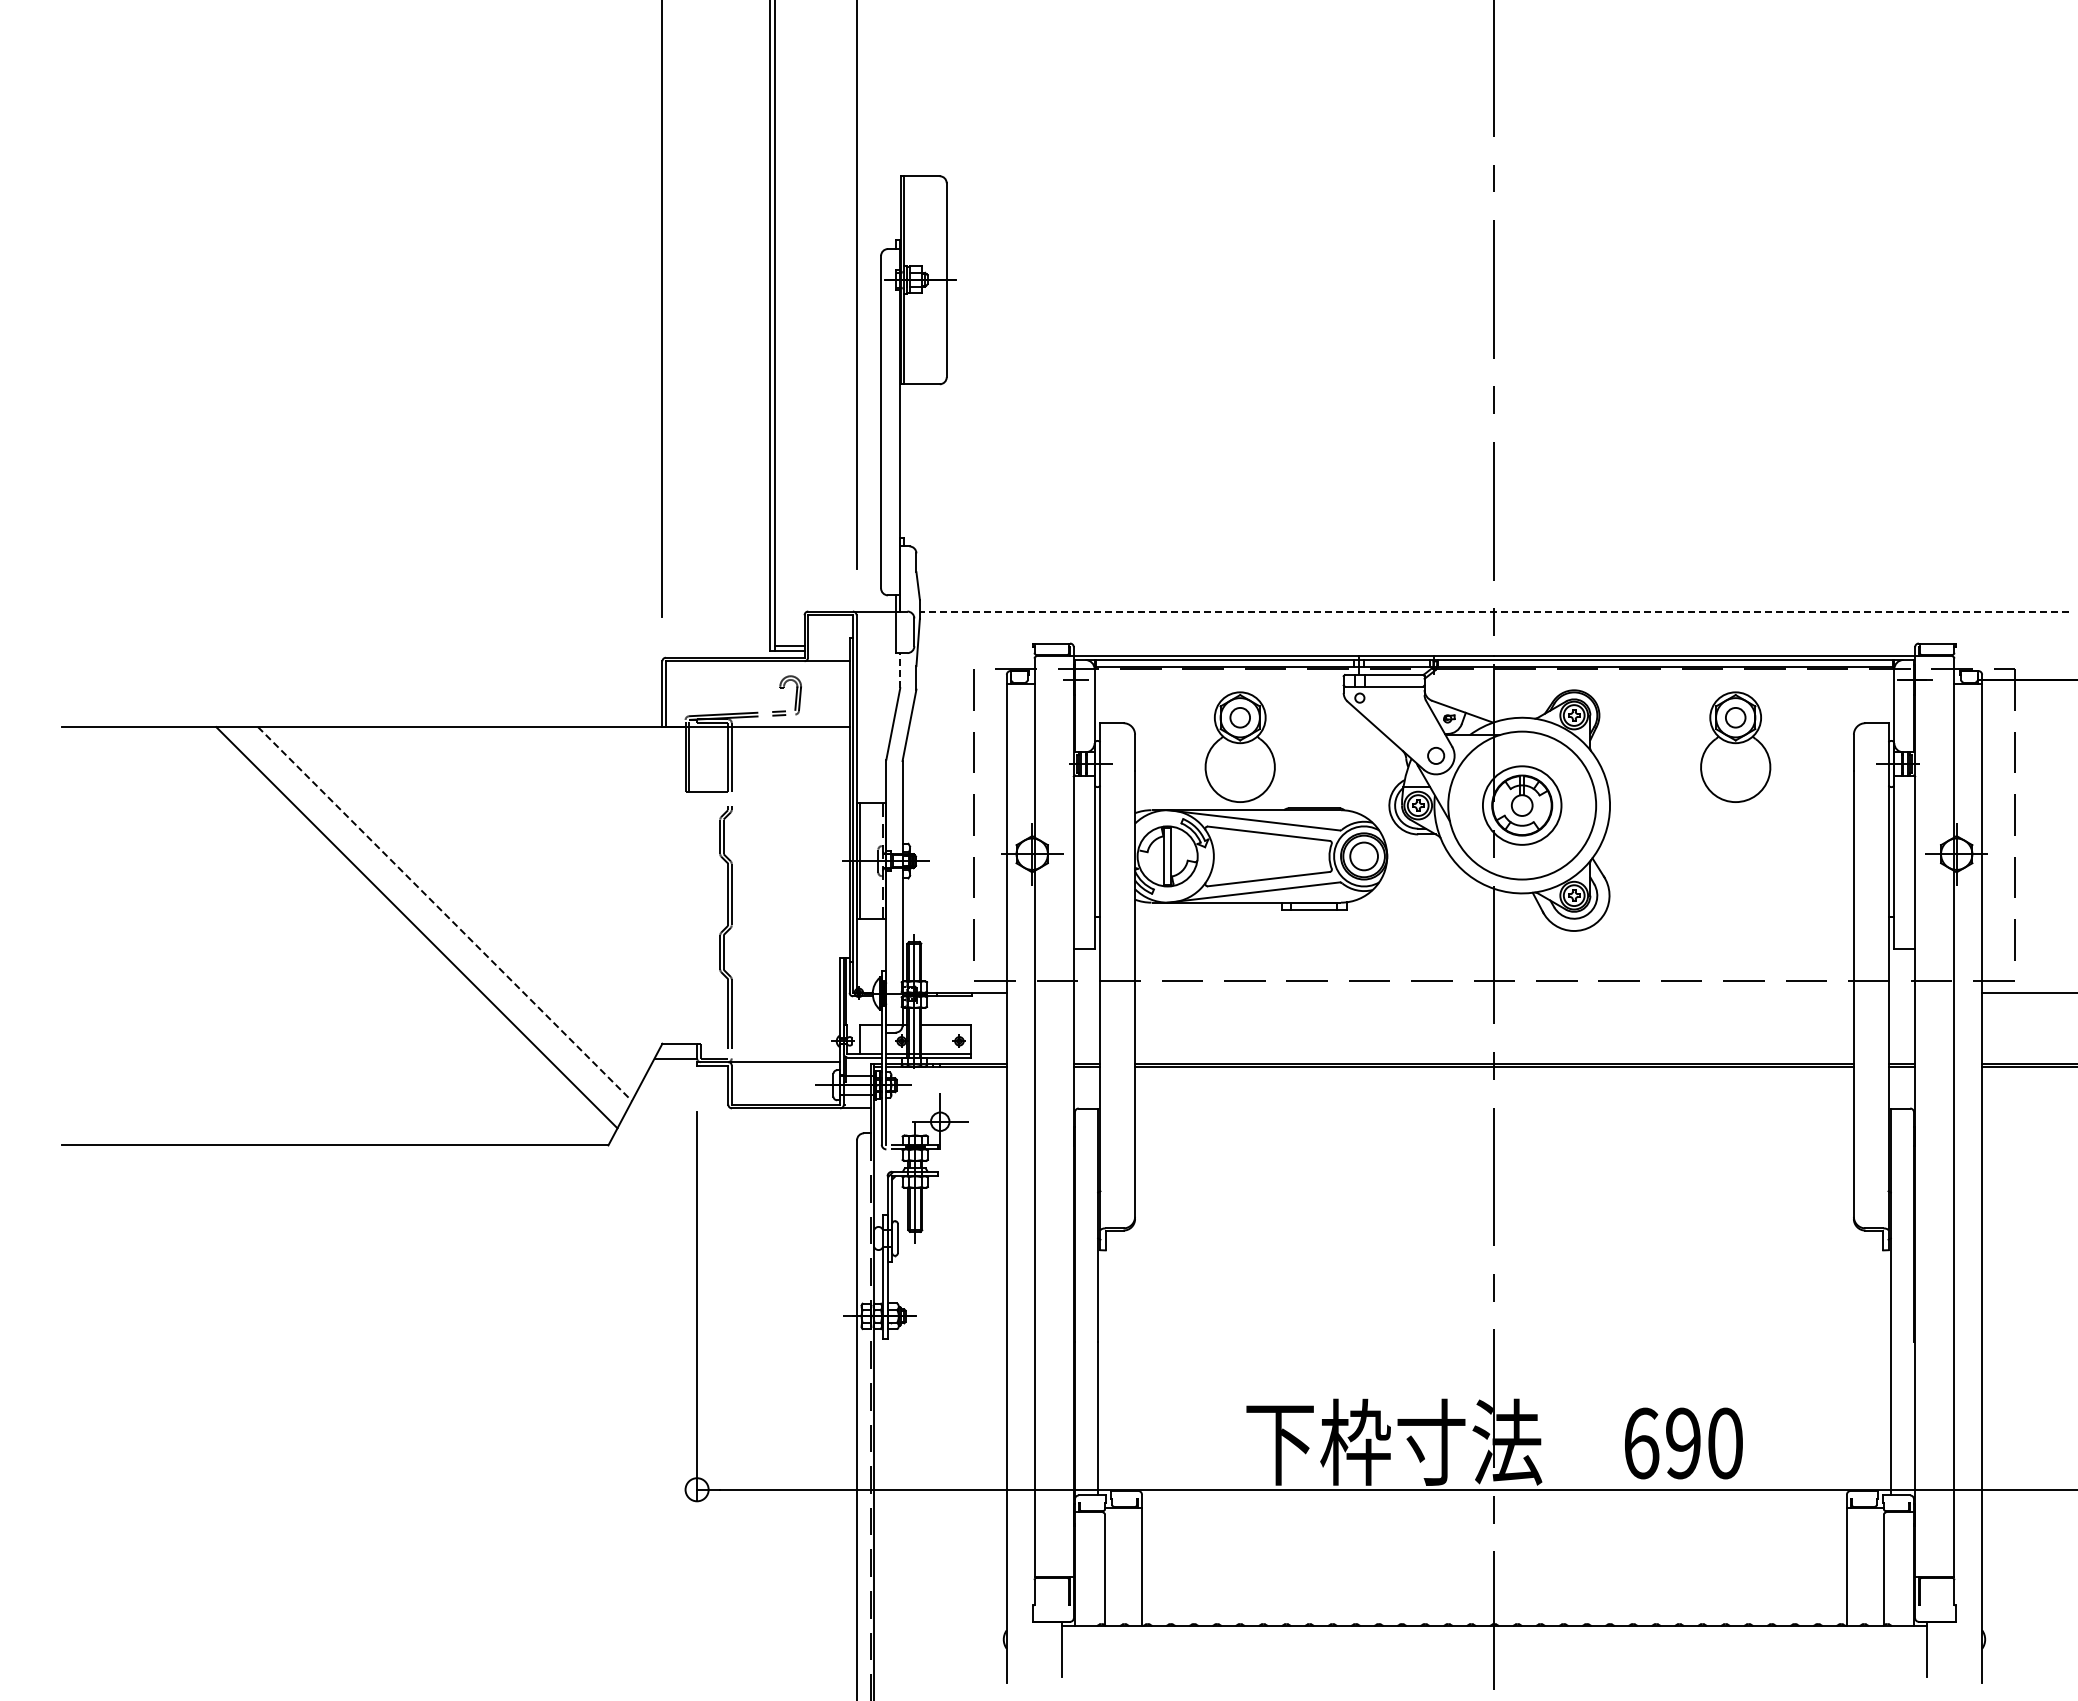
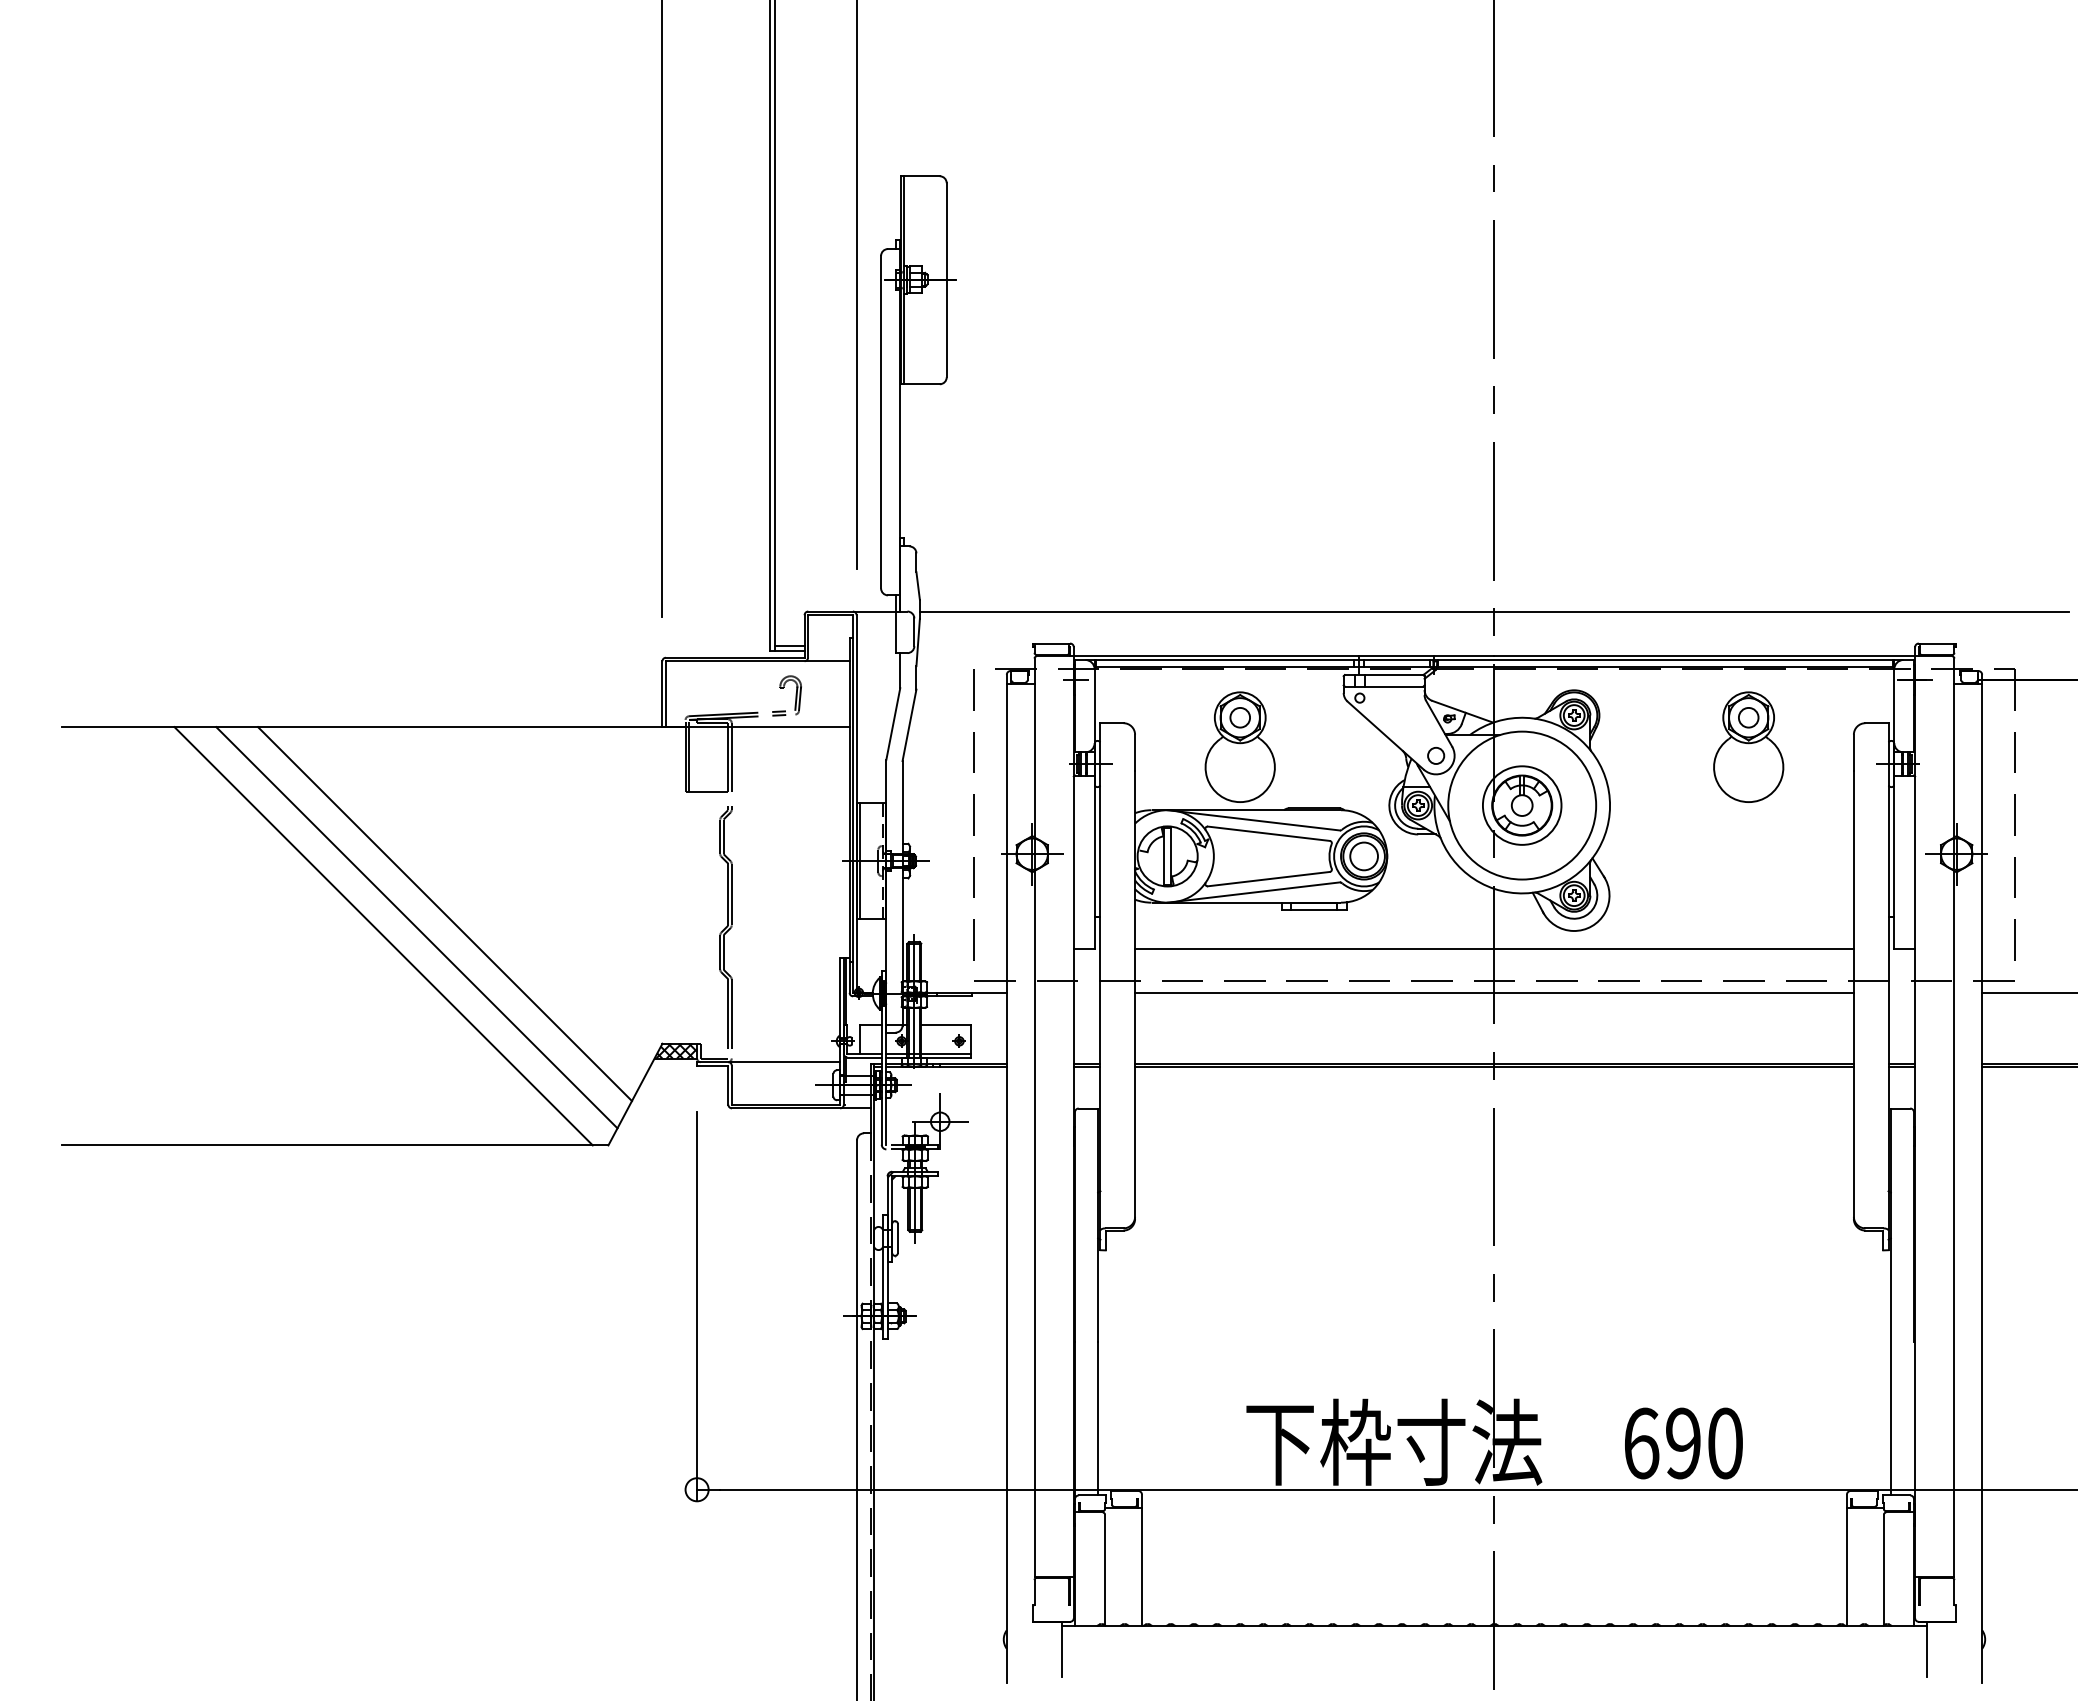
line: dashed -> solid (1494, 611)
line: dashed -> solid (900, 670)
part position: (1735, 746) -> (1748, 746) (1748, 746)
line: dashed -> solid (445, 914)
line: none -> present (383, 936)
line: none -> present (1494, 948)
line: none -> present (1494, 992)
hatch: none -> present (676, 1050)
